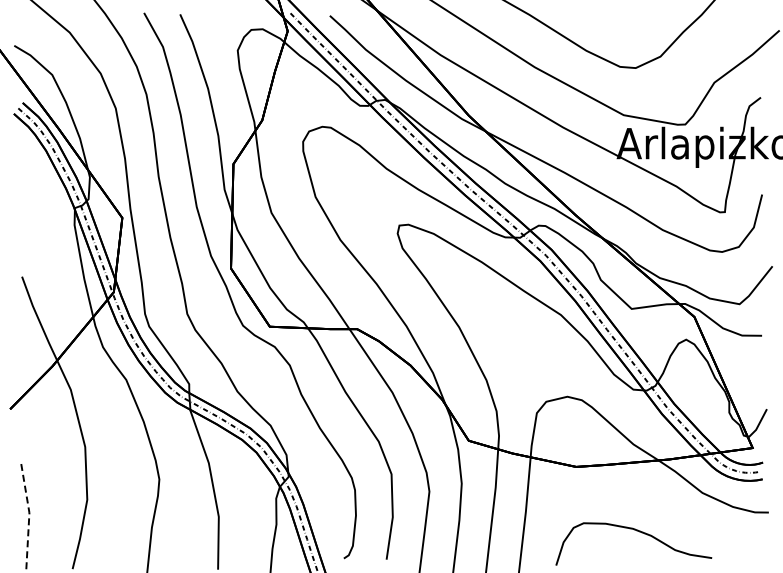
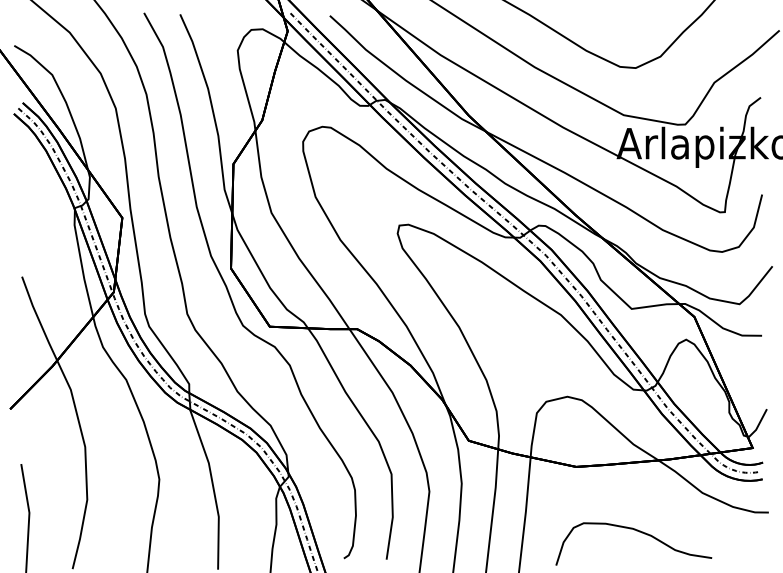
line: dashed -> solid (29, 517)
